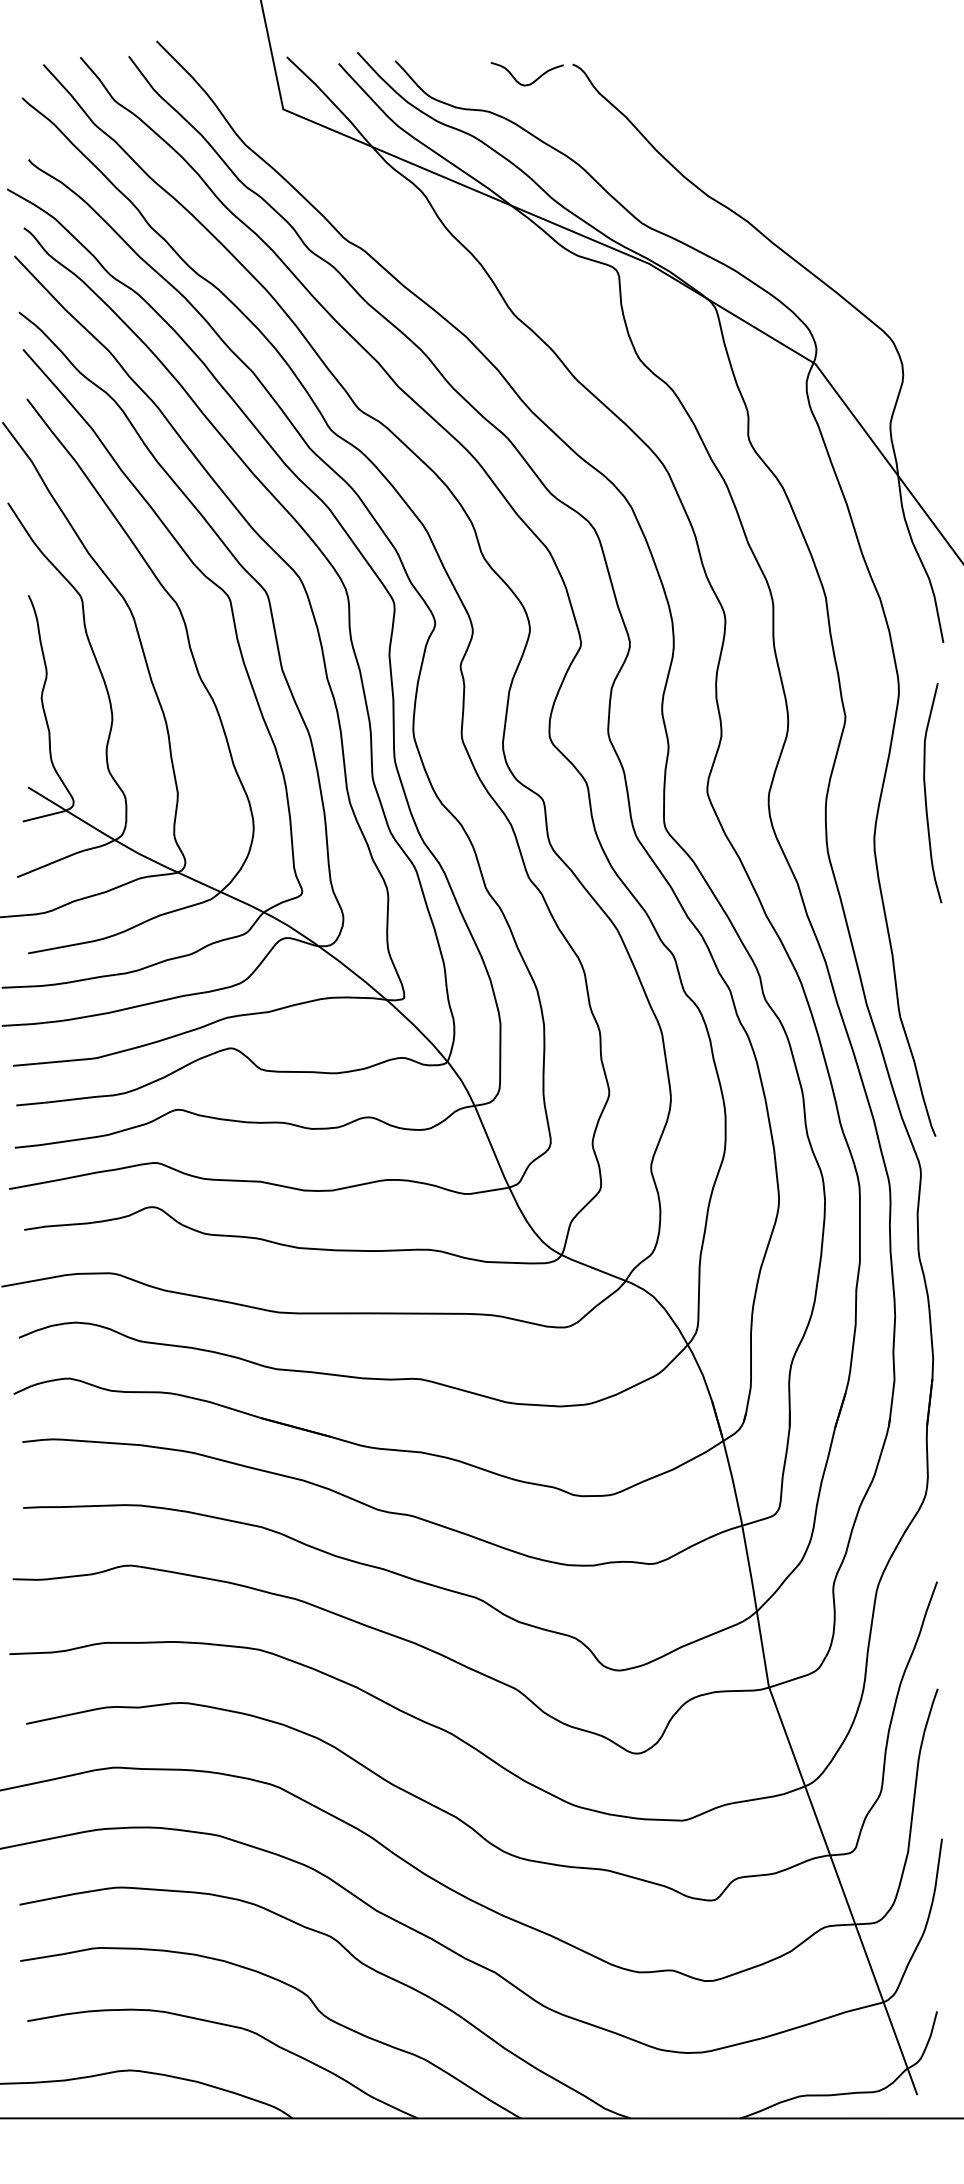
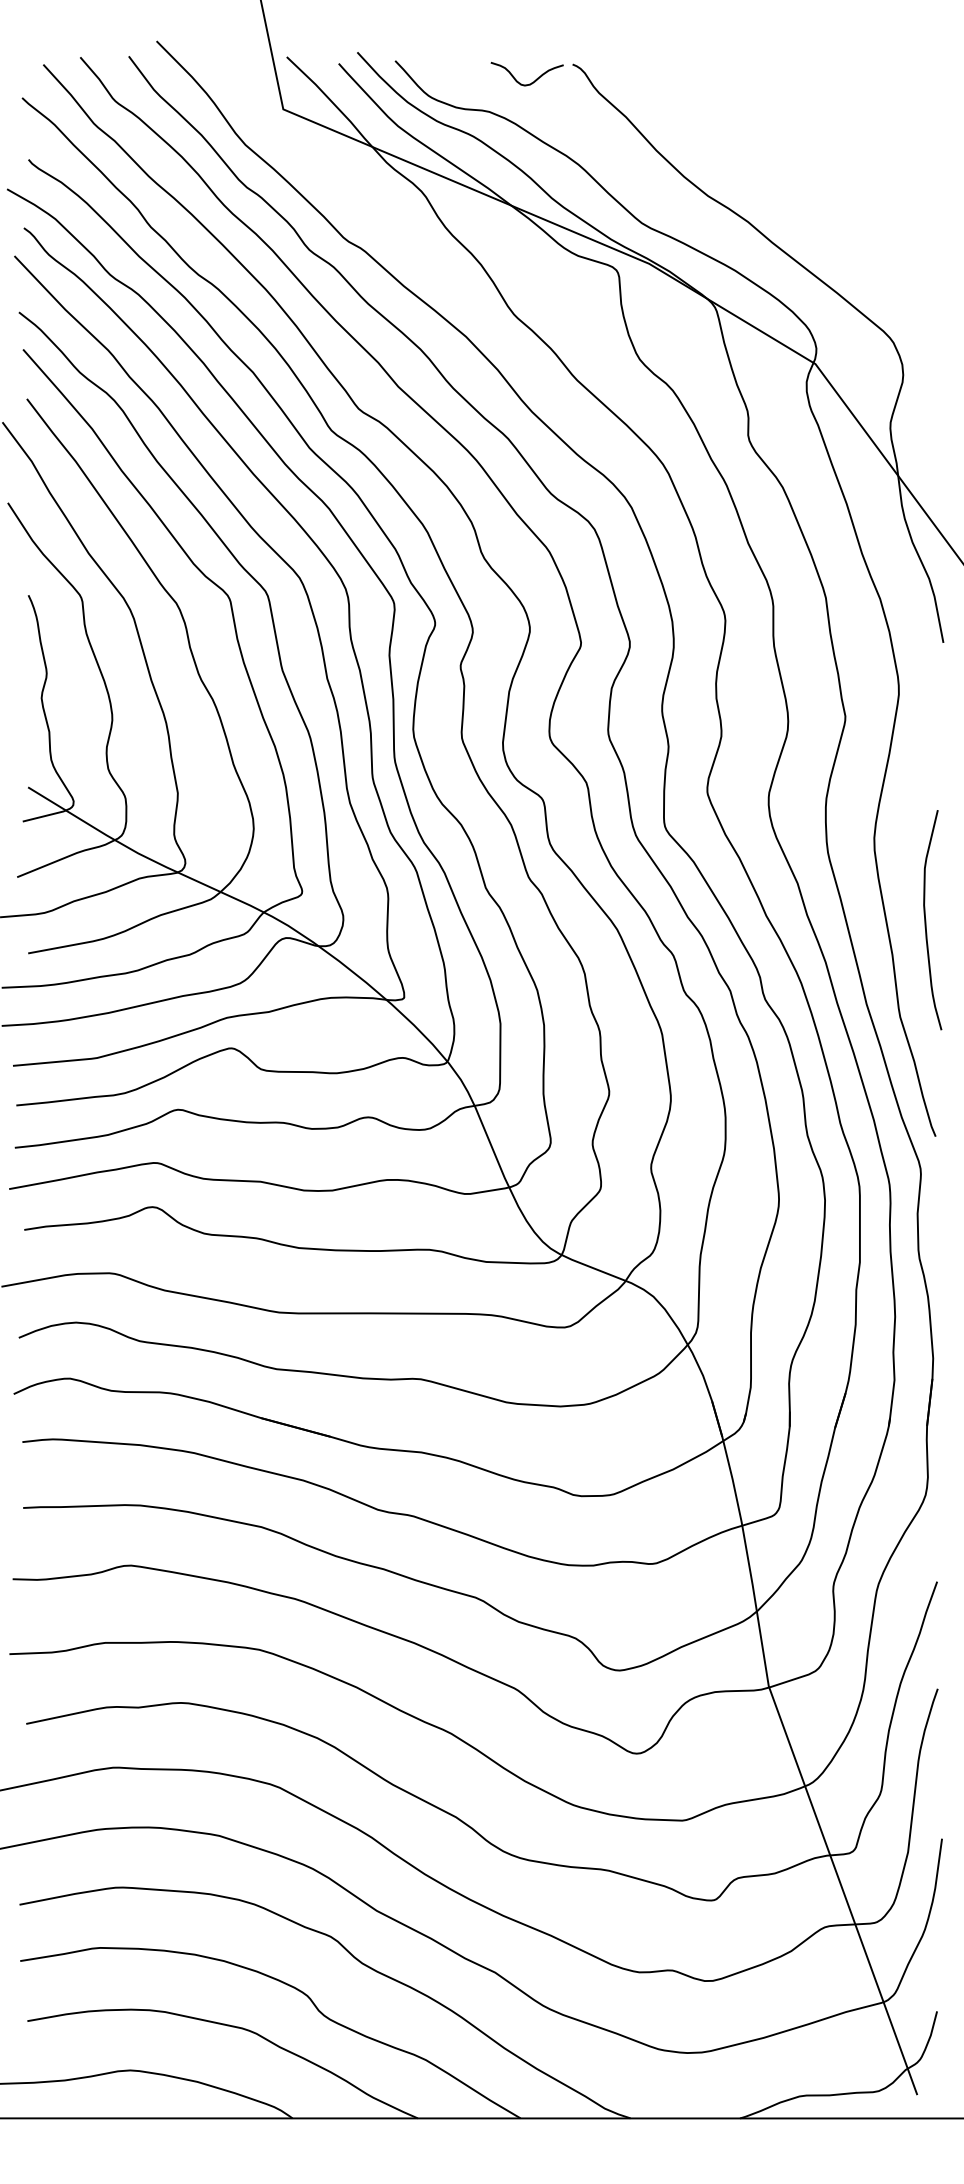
curve position: (926, 793) -> (926, 920) (926, 920)
